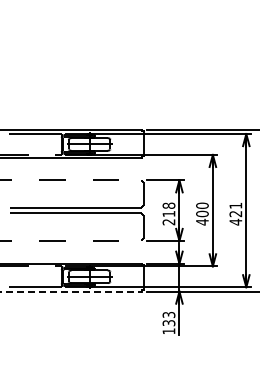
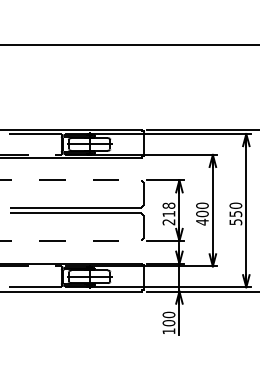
line: none -> present (129, 44)
text: 421 -> 550 (235, 213)
line: dashed -> solid (71, 291)
text: 133 -> 100 (168, 318)
